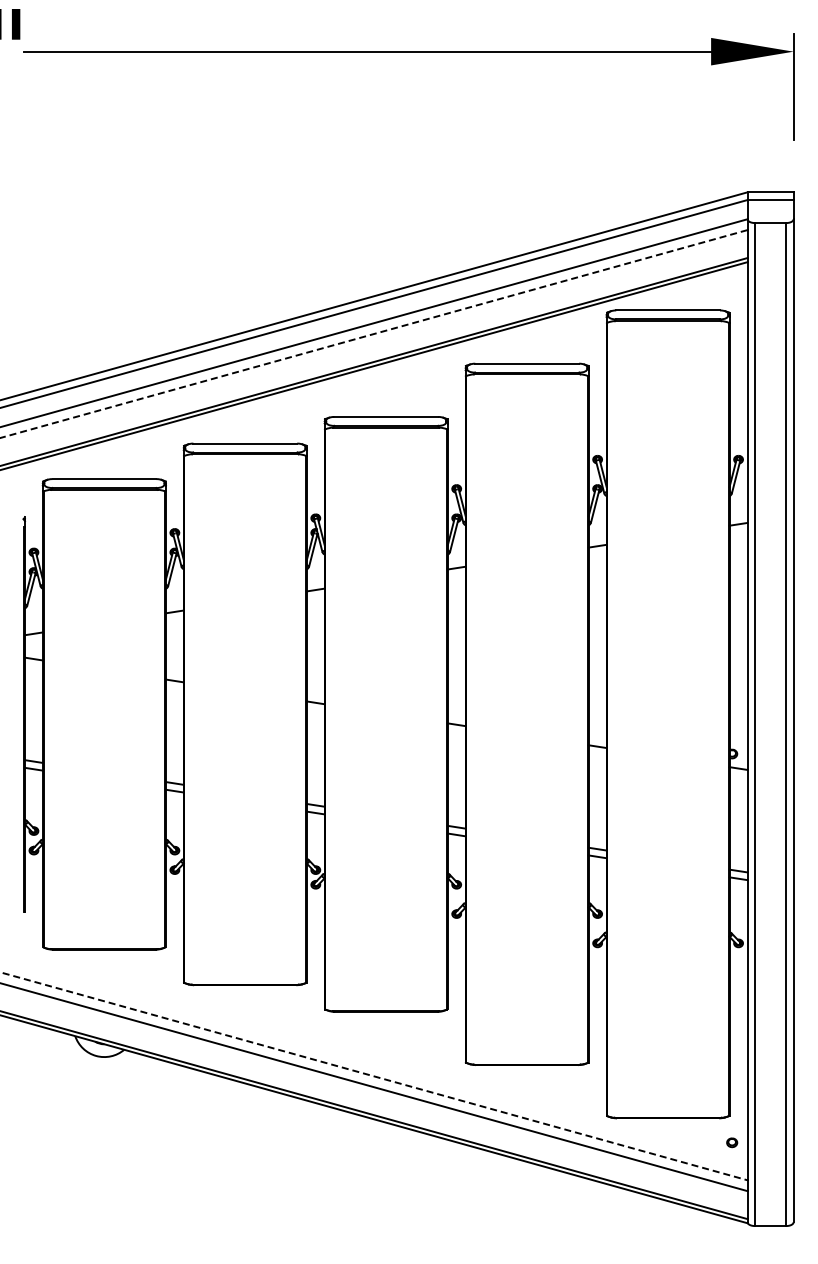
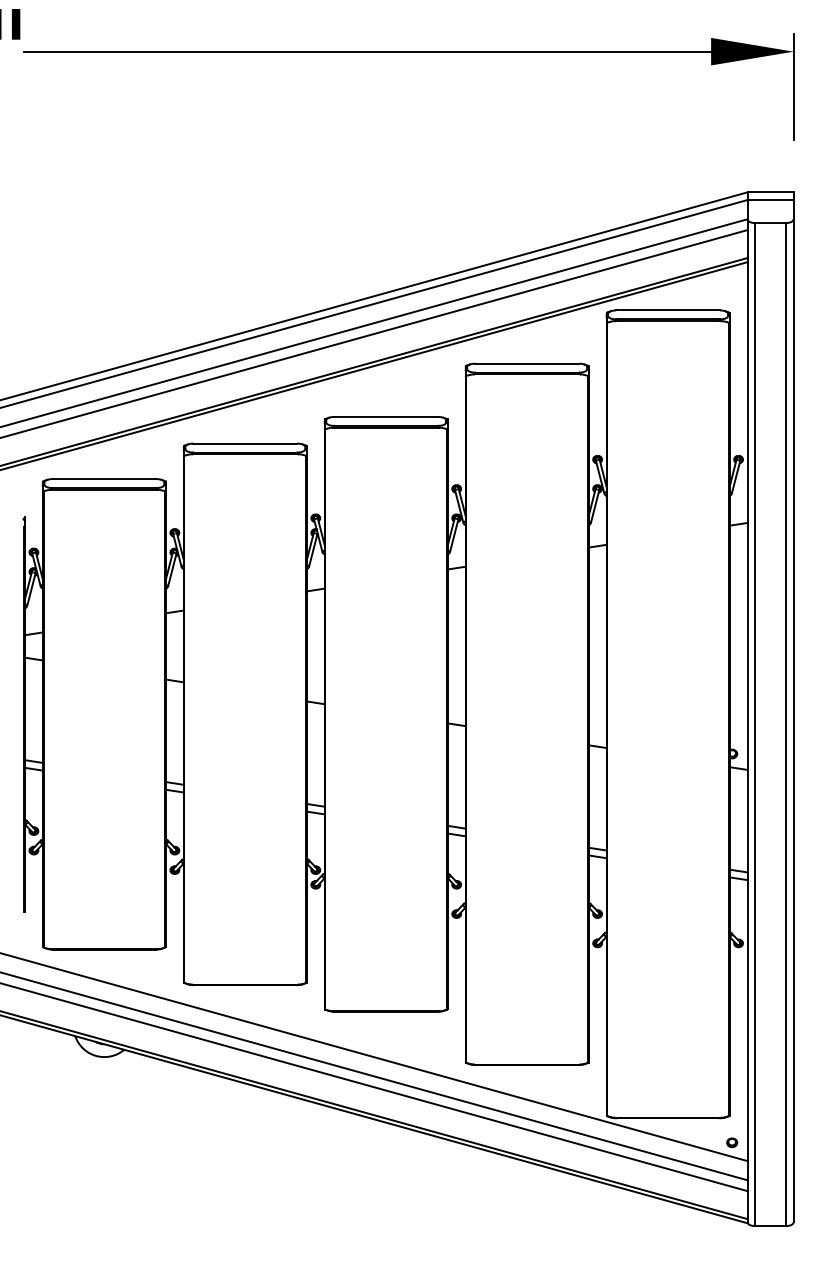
line: dashed -> solid (374, 334)
line: none -> present (374, 1057)
line: dashed -> solid (374, 1076)
